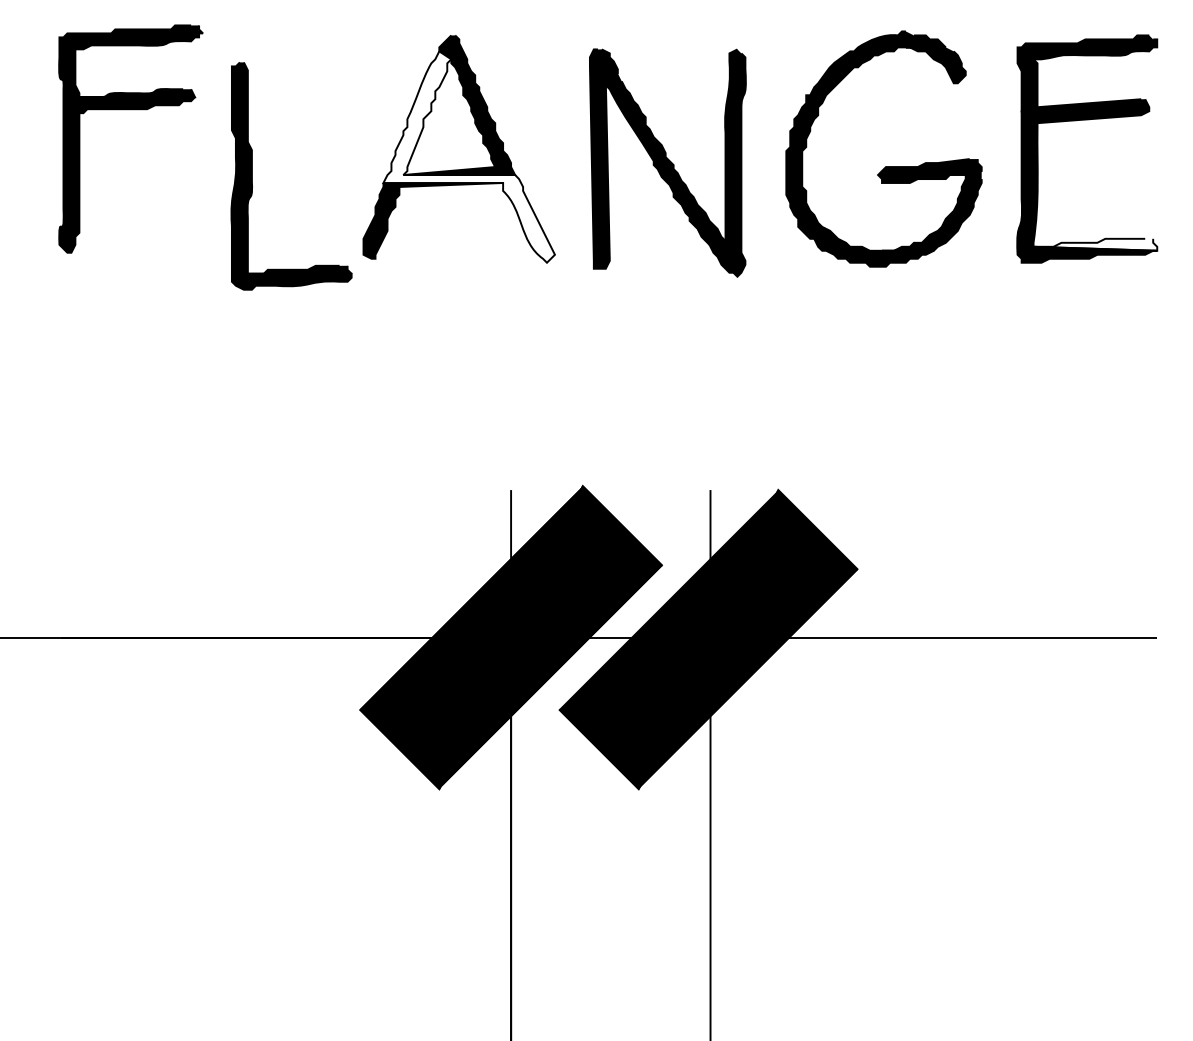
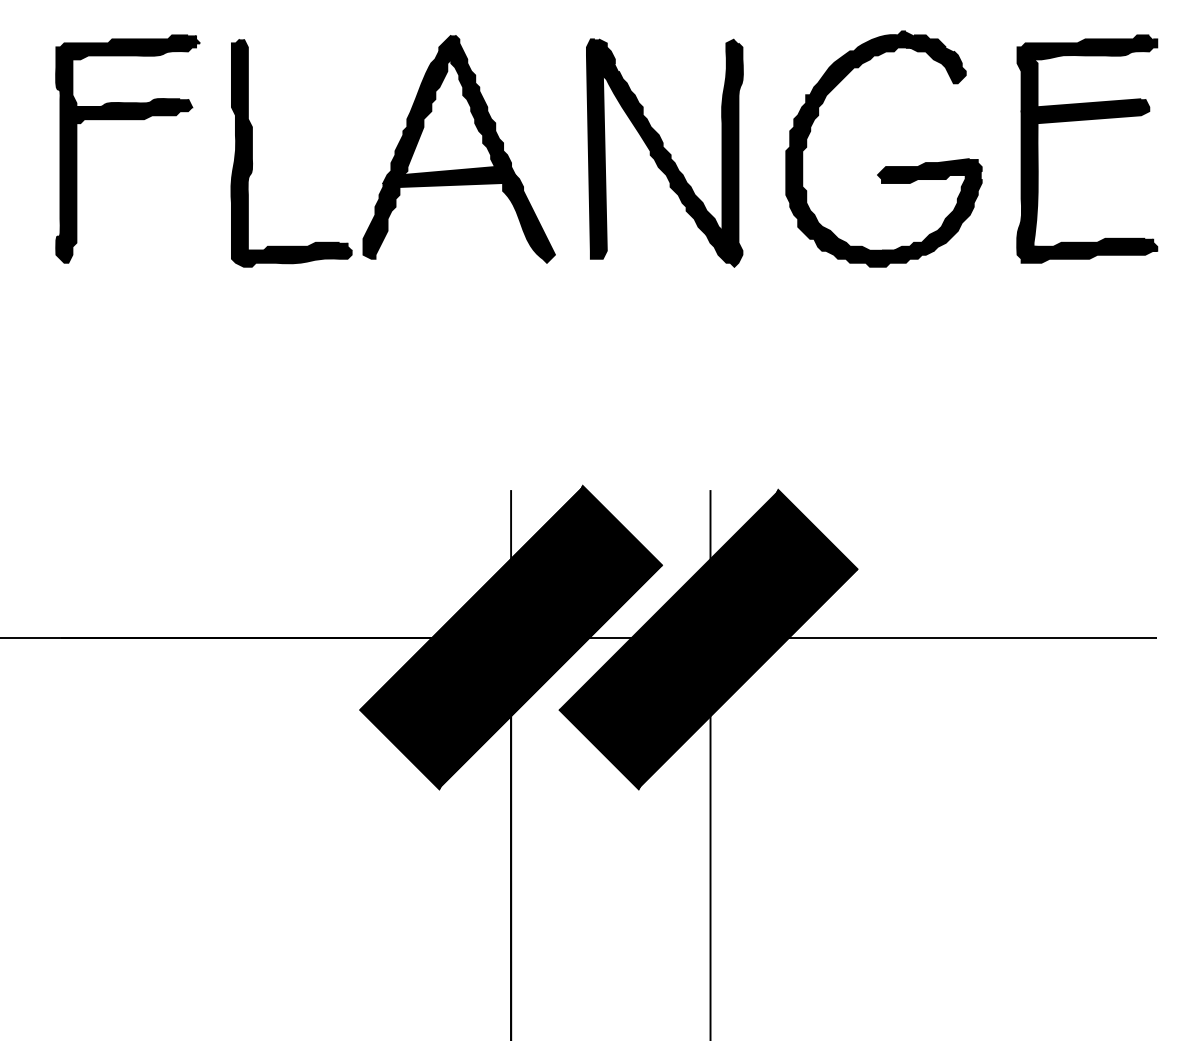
part position: (130, 110) -> (127, 120) (127, 120)
fill: none -> present (468, 156)
part position: (667, 162) -> (664, 152) (664, 152)
part position: (252, 176) -> (252, 153) (252, 153)
fill: none -> present (1095, 244)
